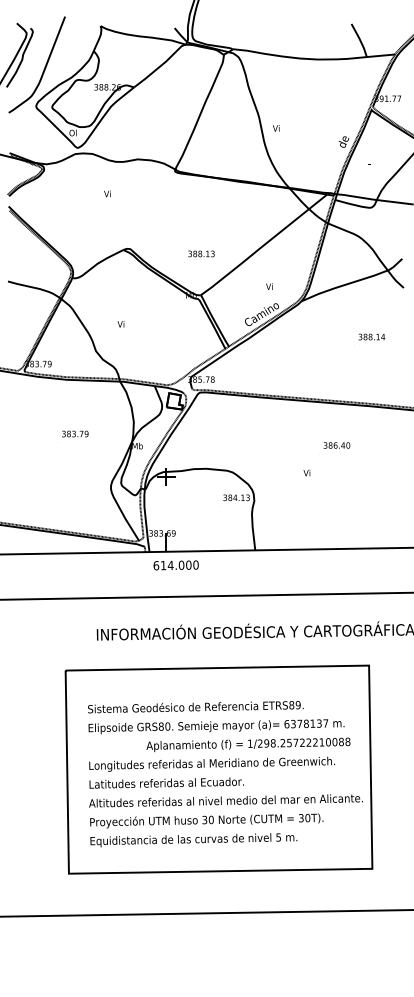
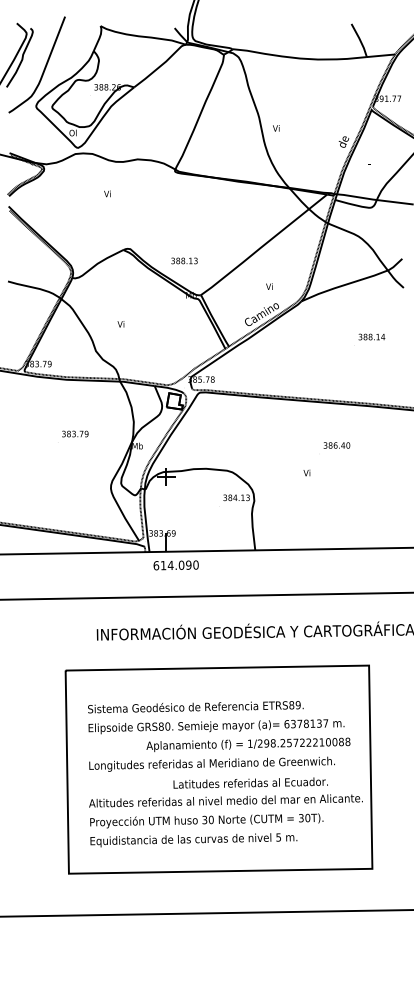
text position: (201, 253) -> (184, 260) (184, 260)
text: 614.000 -> 614.090 (188, 564)
text position: (166, 782) -> (250, 782) (250, 782)
